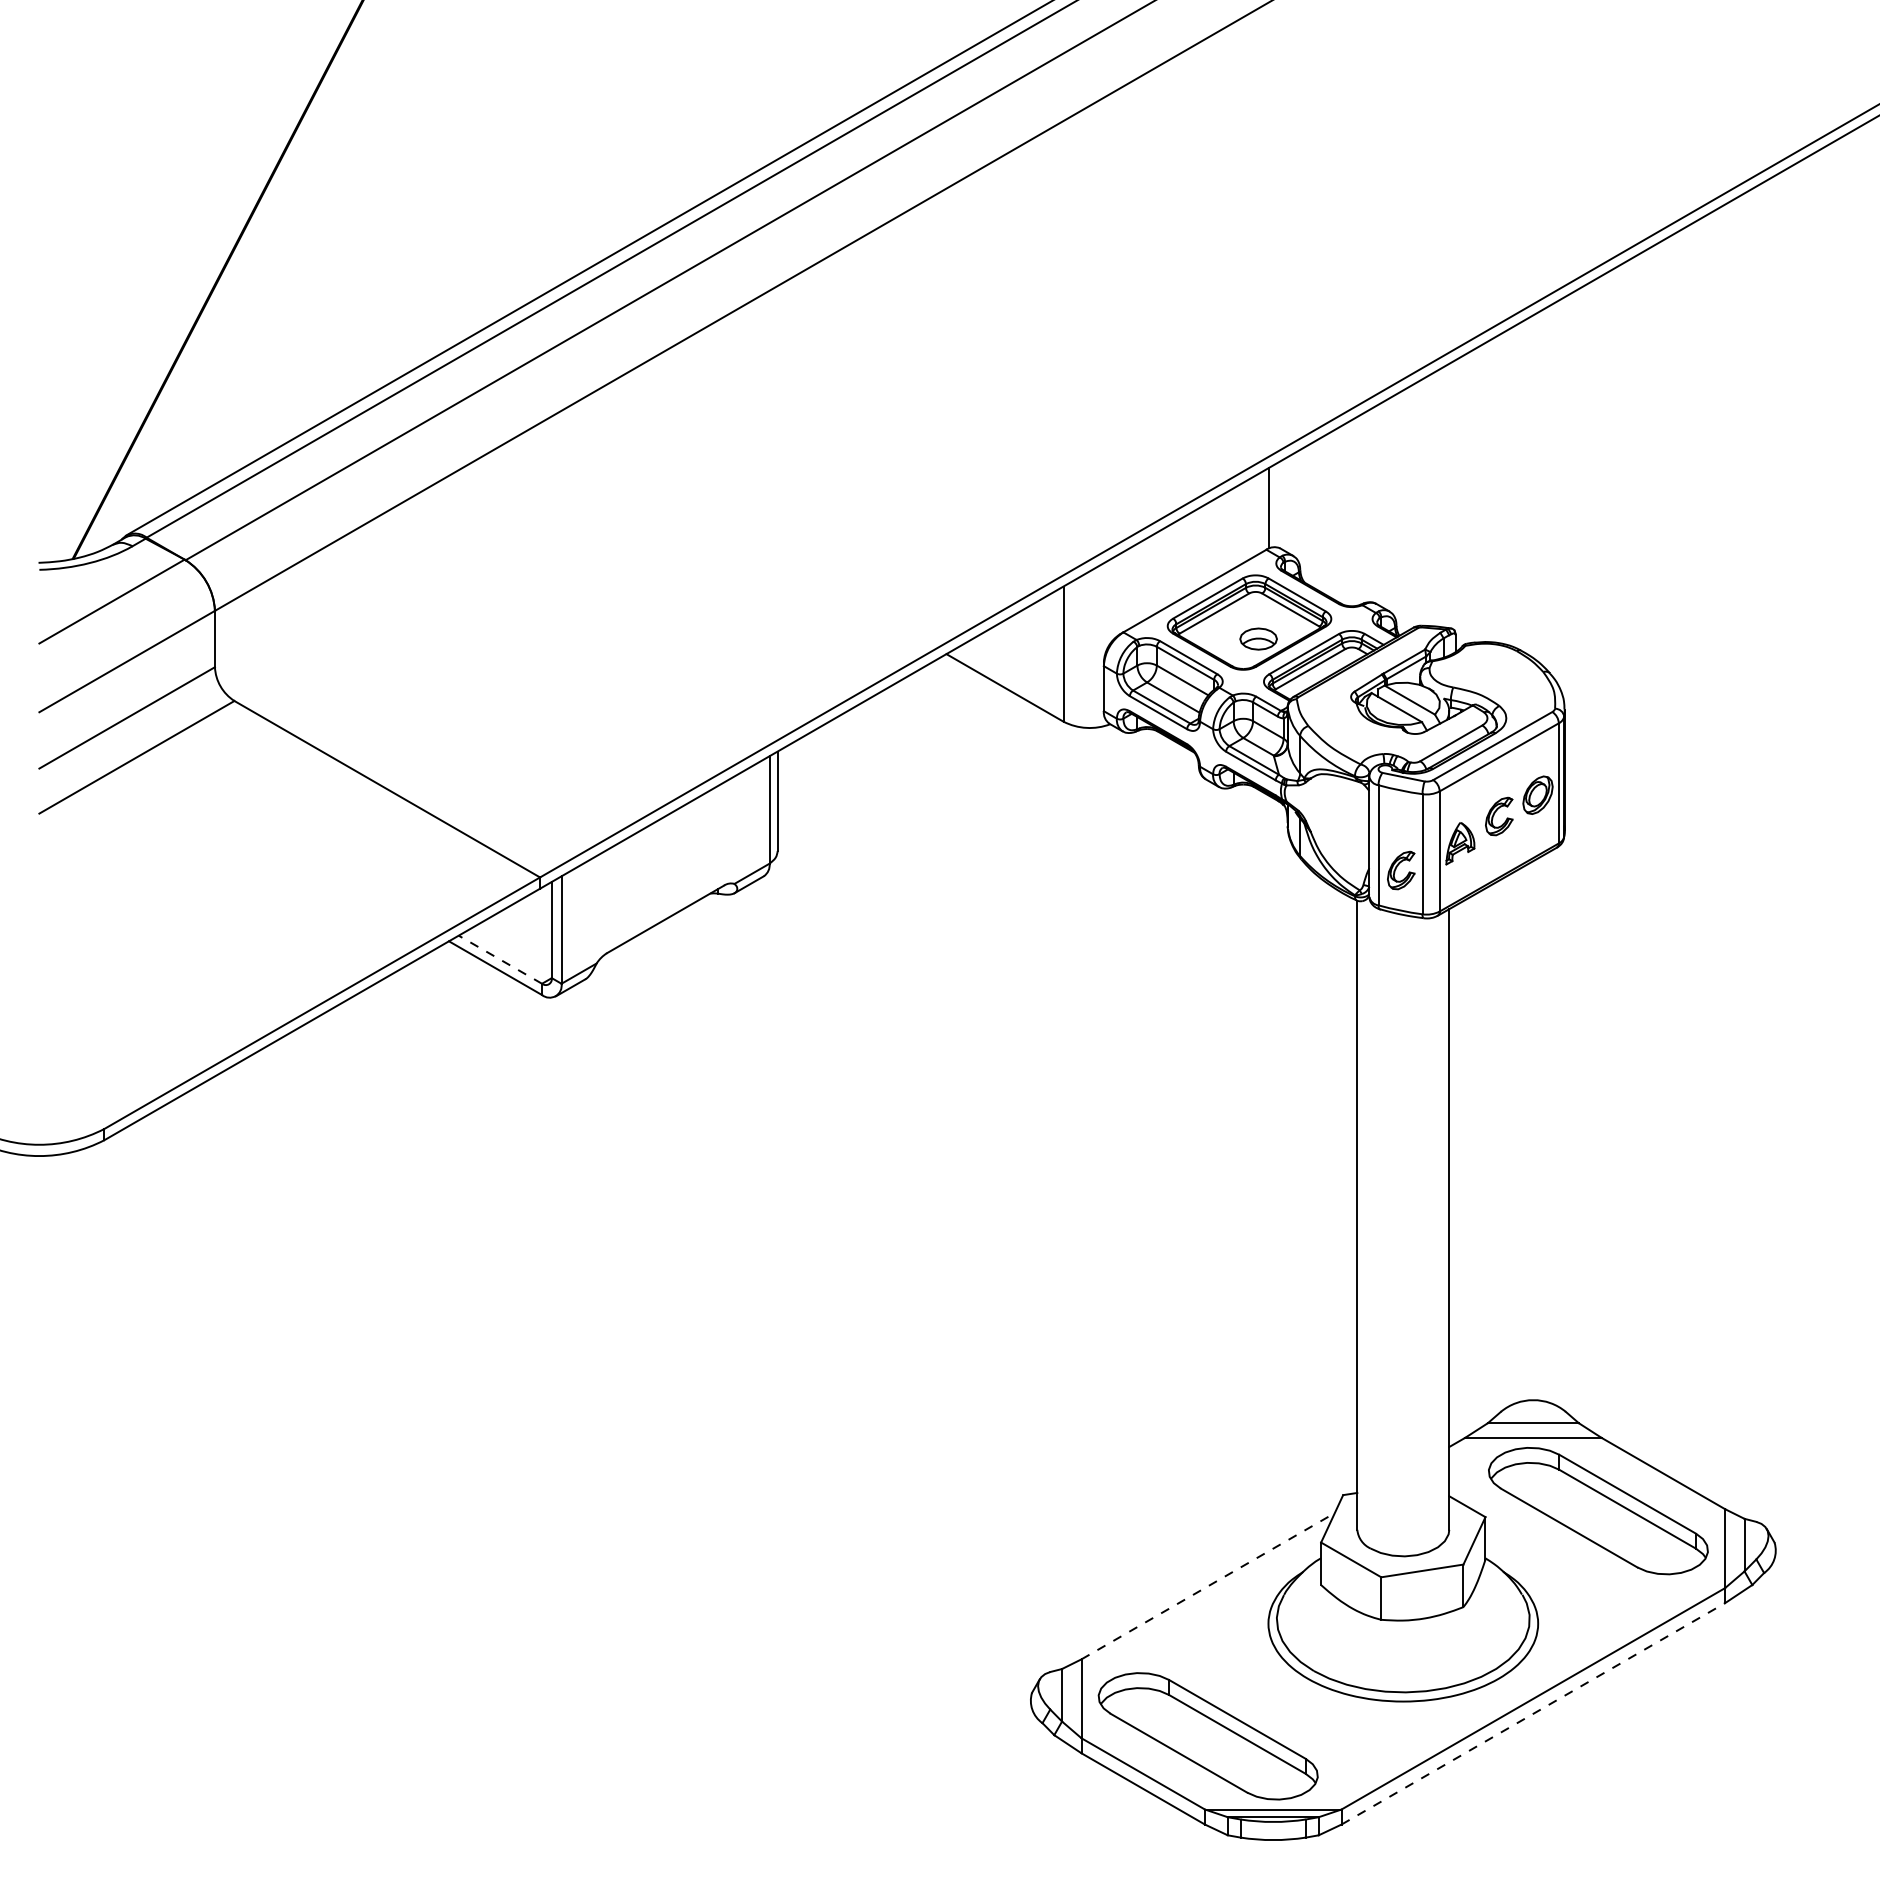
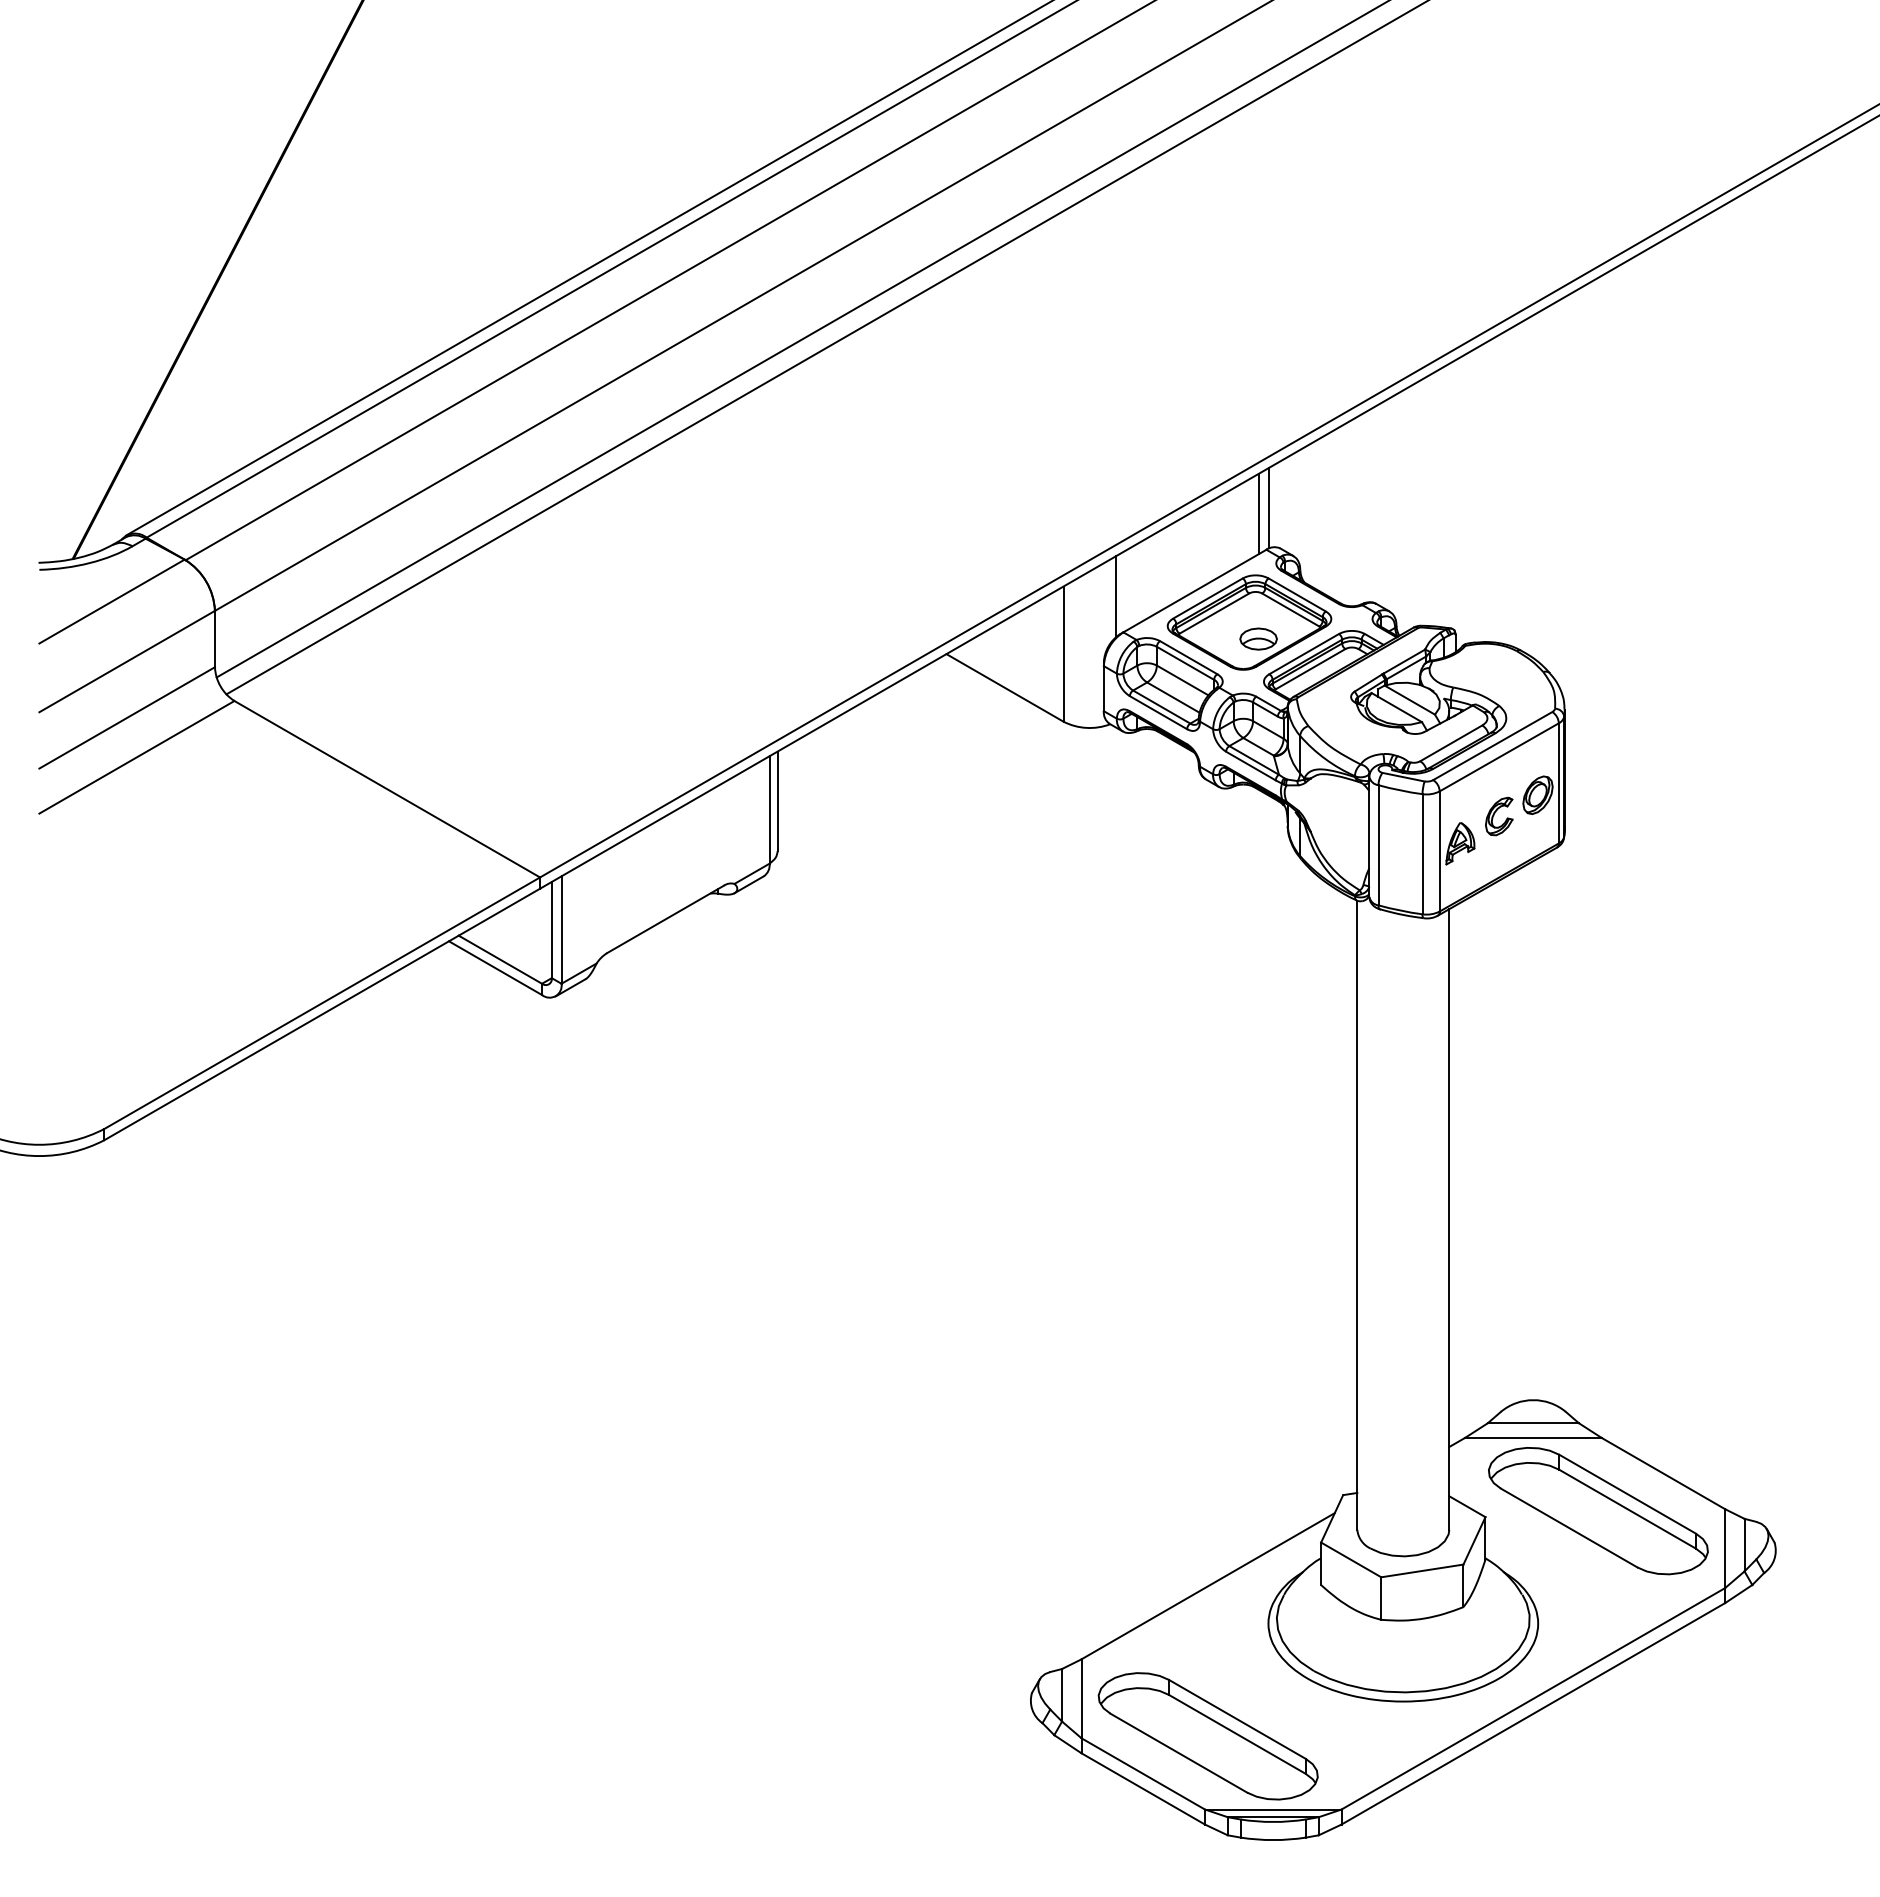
line: none -> present (801, 339)
line: none -> present (825, 348)
line: none -> present (1258, 513)
line: none -> present (1115, 596)
part: present -> none (1401, 870)
line: dashed -> solid (499, 959)
line: dashed -> solid (1208, 1585)
line: dashed -> solid (1533, 1713)
